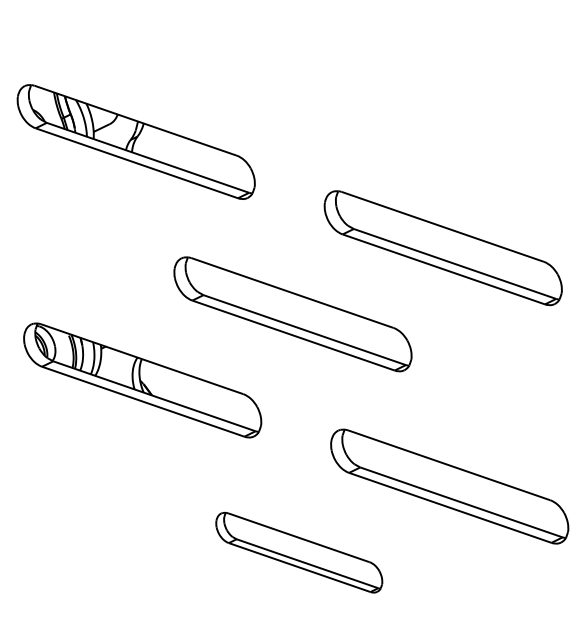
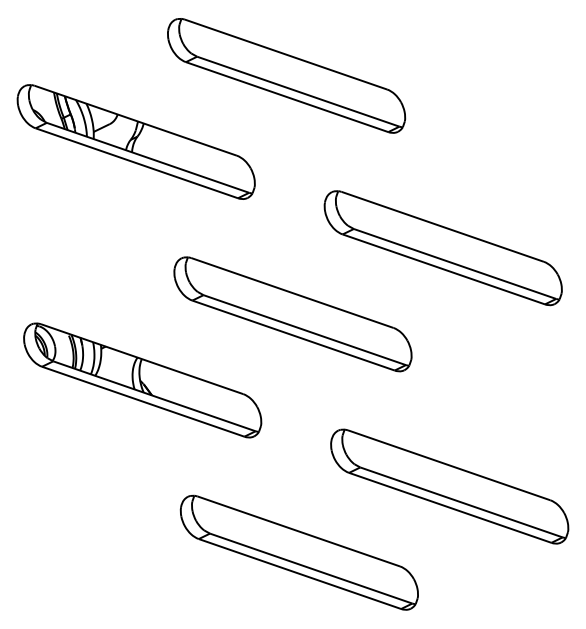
part: none -> present (286, 75)
part size: 169x83 px -> 240x117 px (298, 552)
